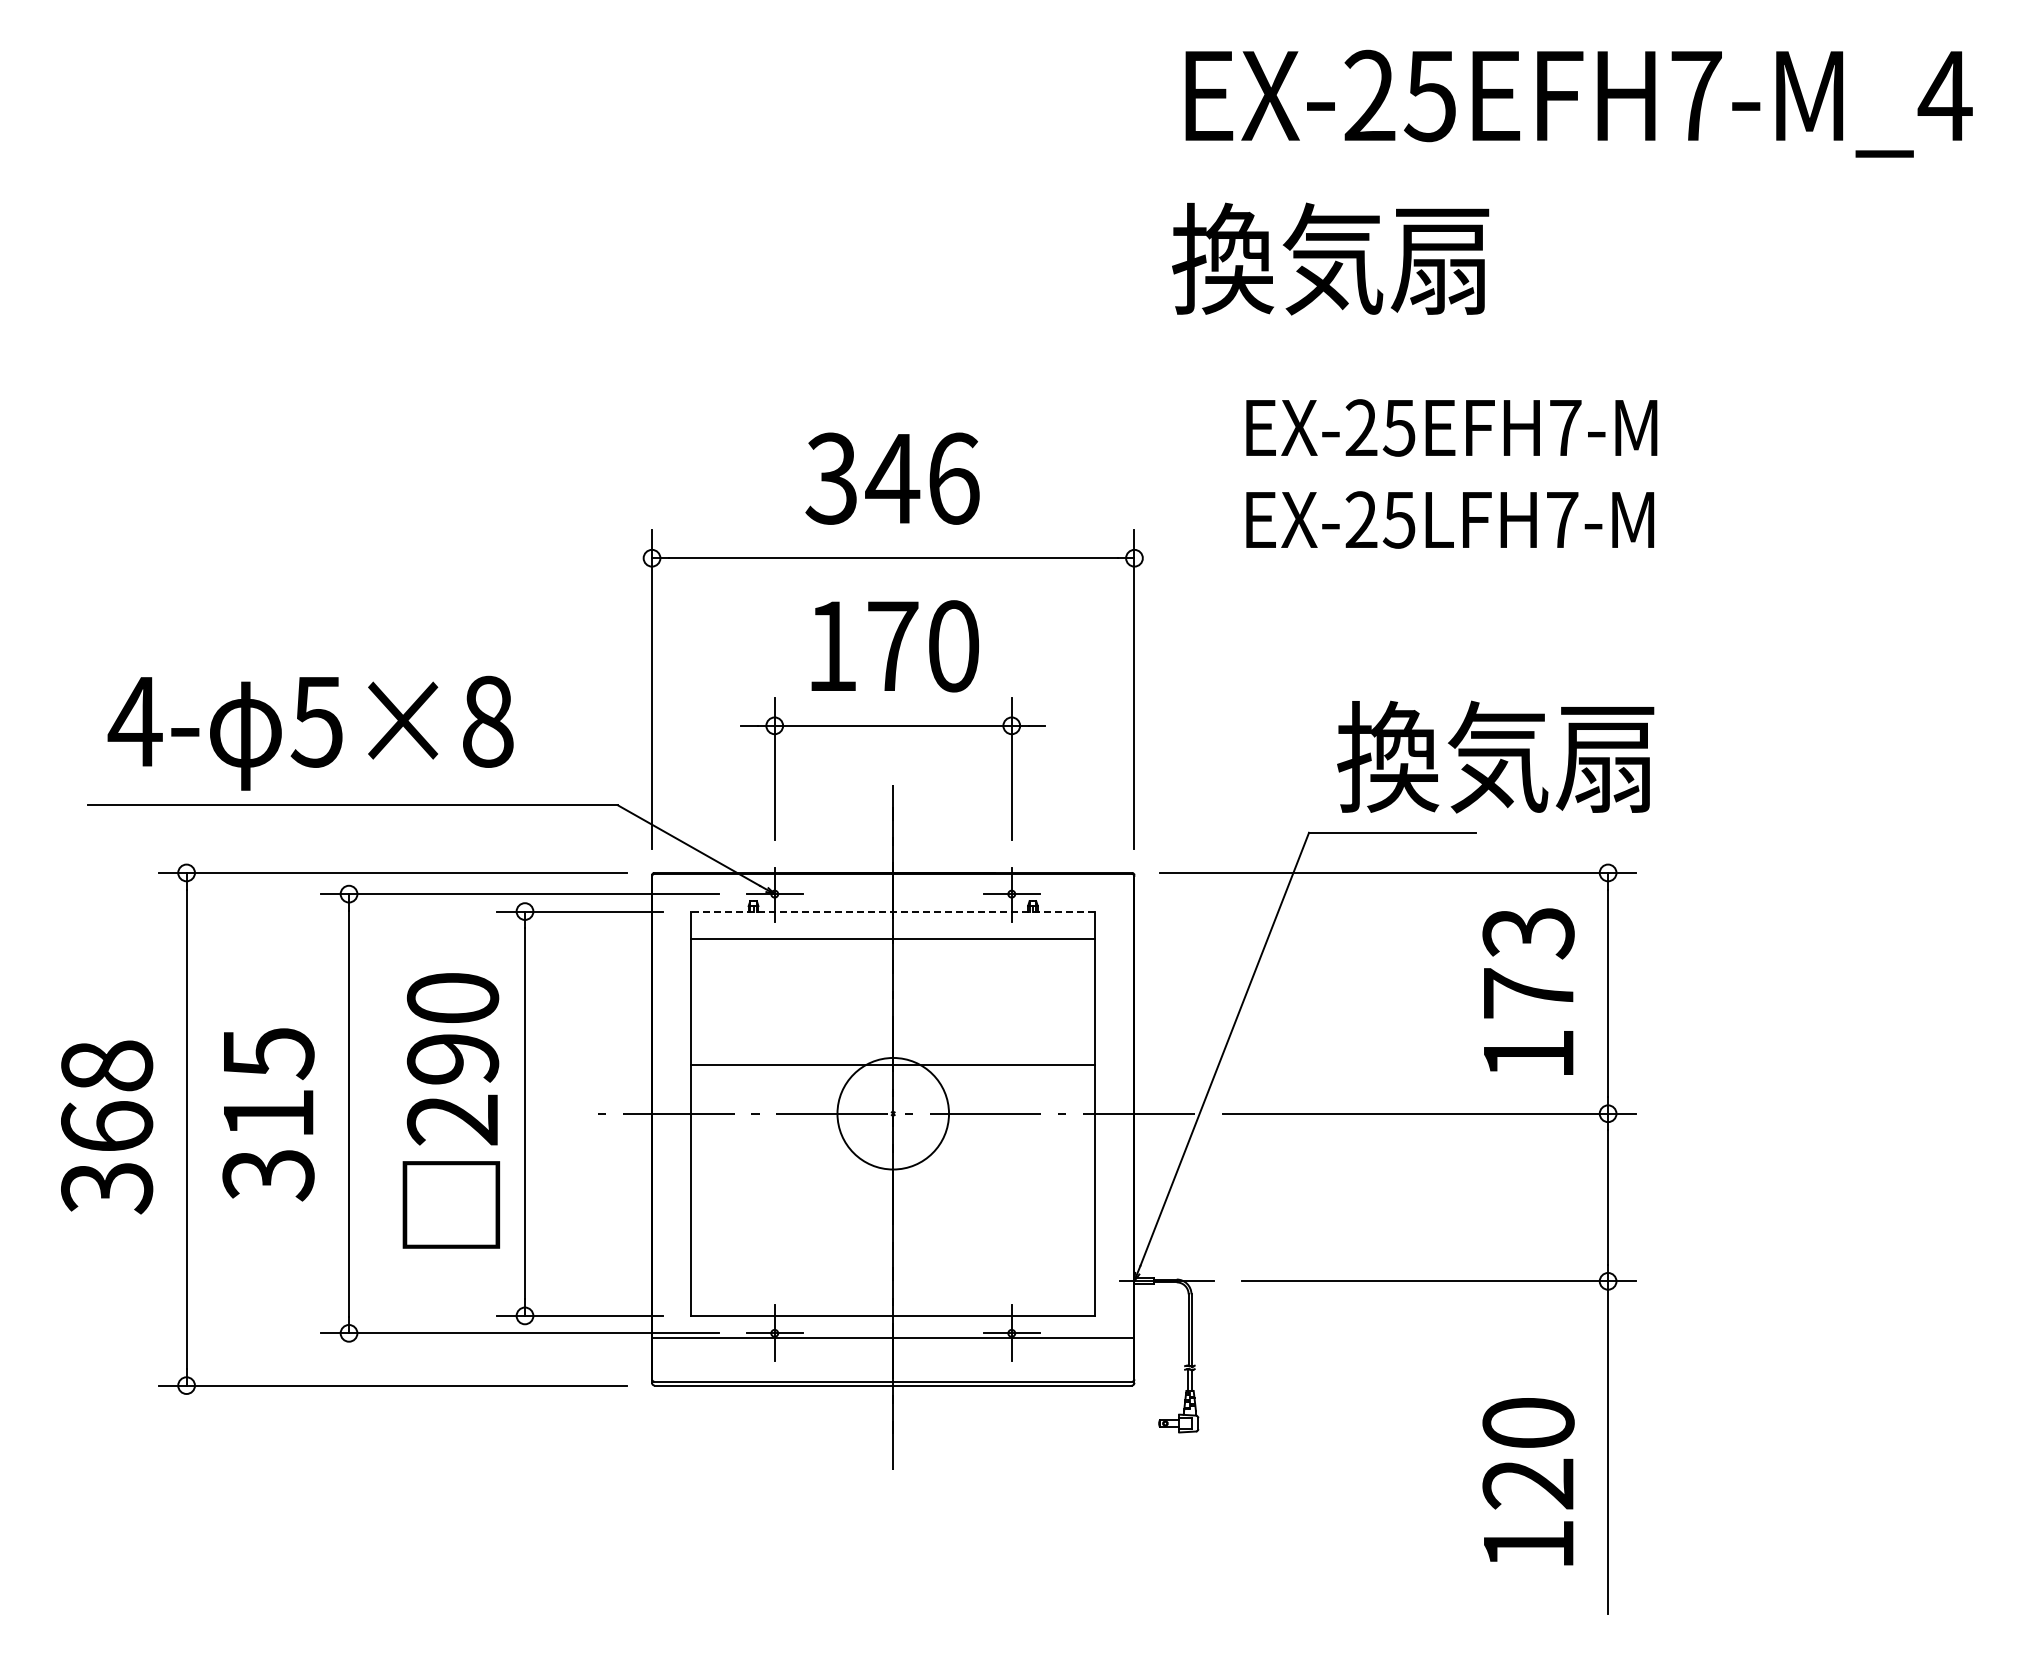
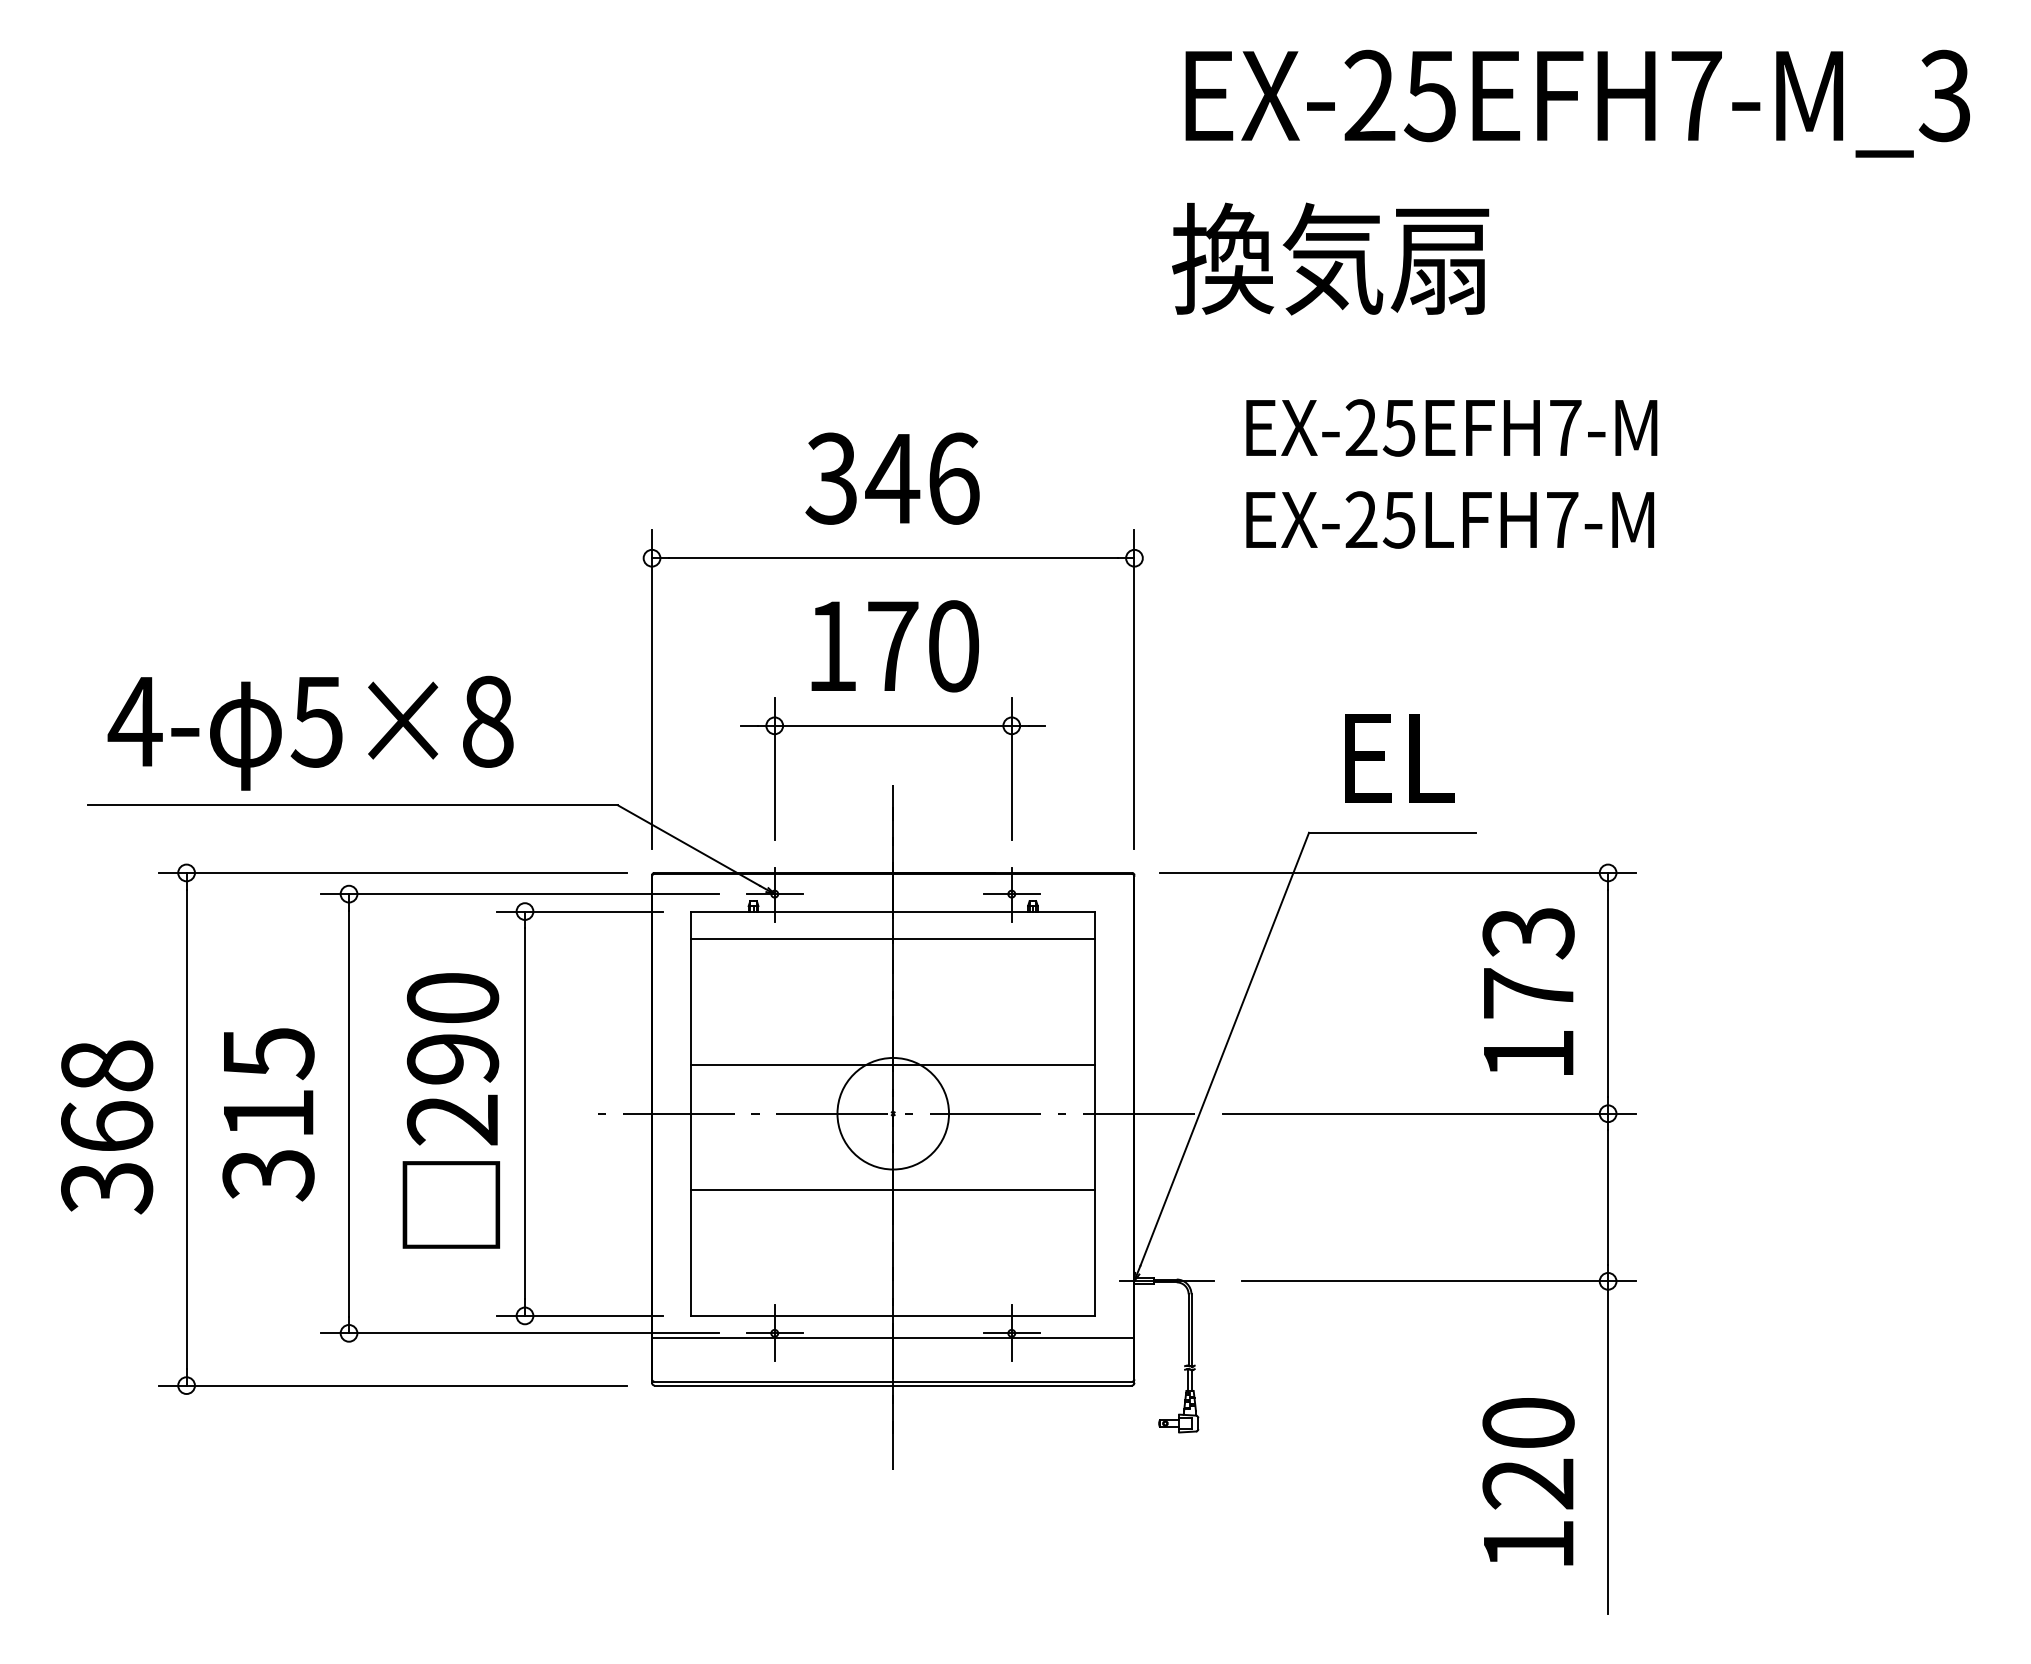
text: EX-25EFH7-M_4 -> EX-25EFH7-M_3 (1944, 95)
text: 換気扇 -> EL (1495, 756)
line: dashed -> solid (892, 911)
line: none -> present (893, 1190)
